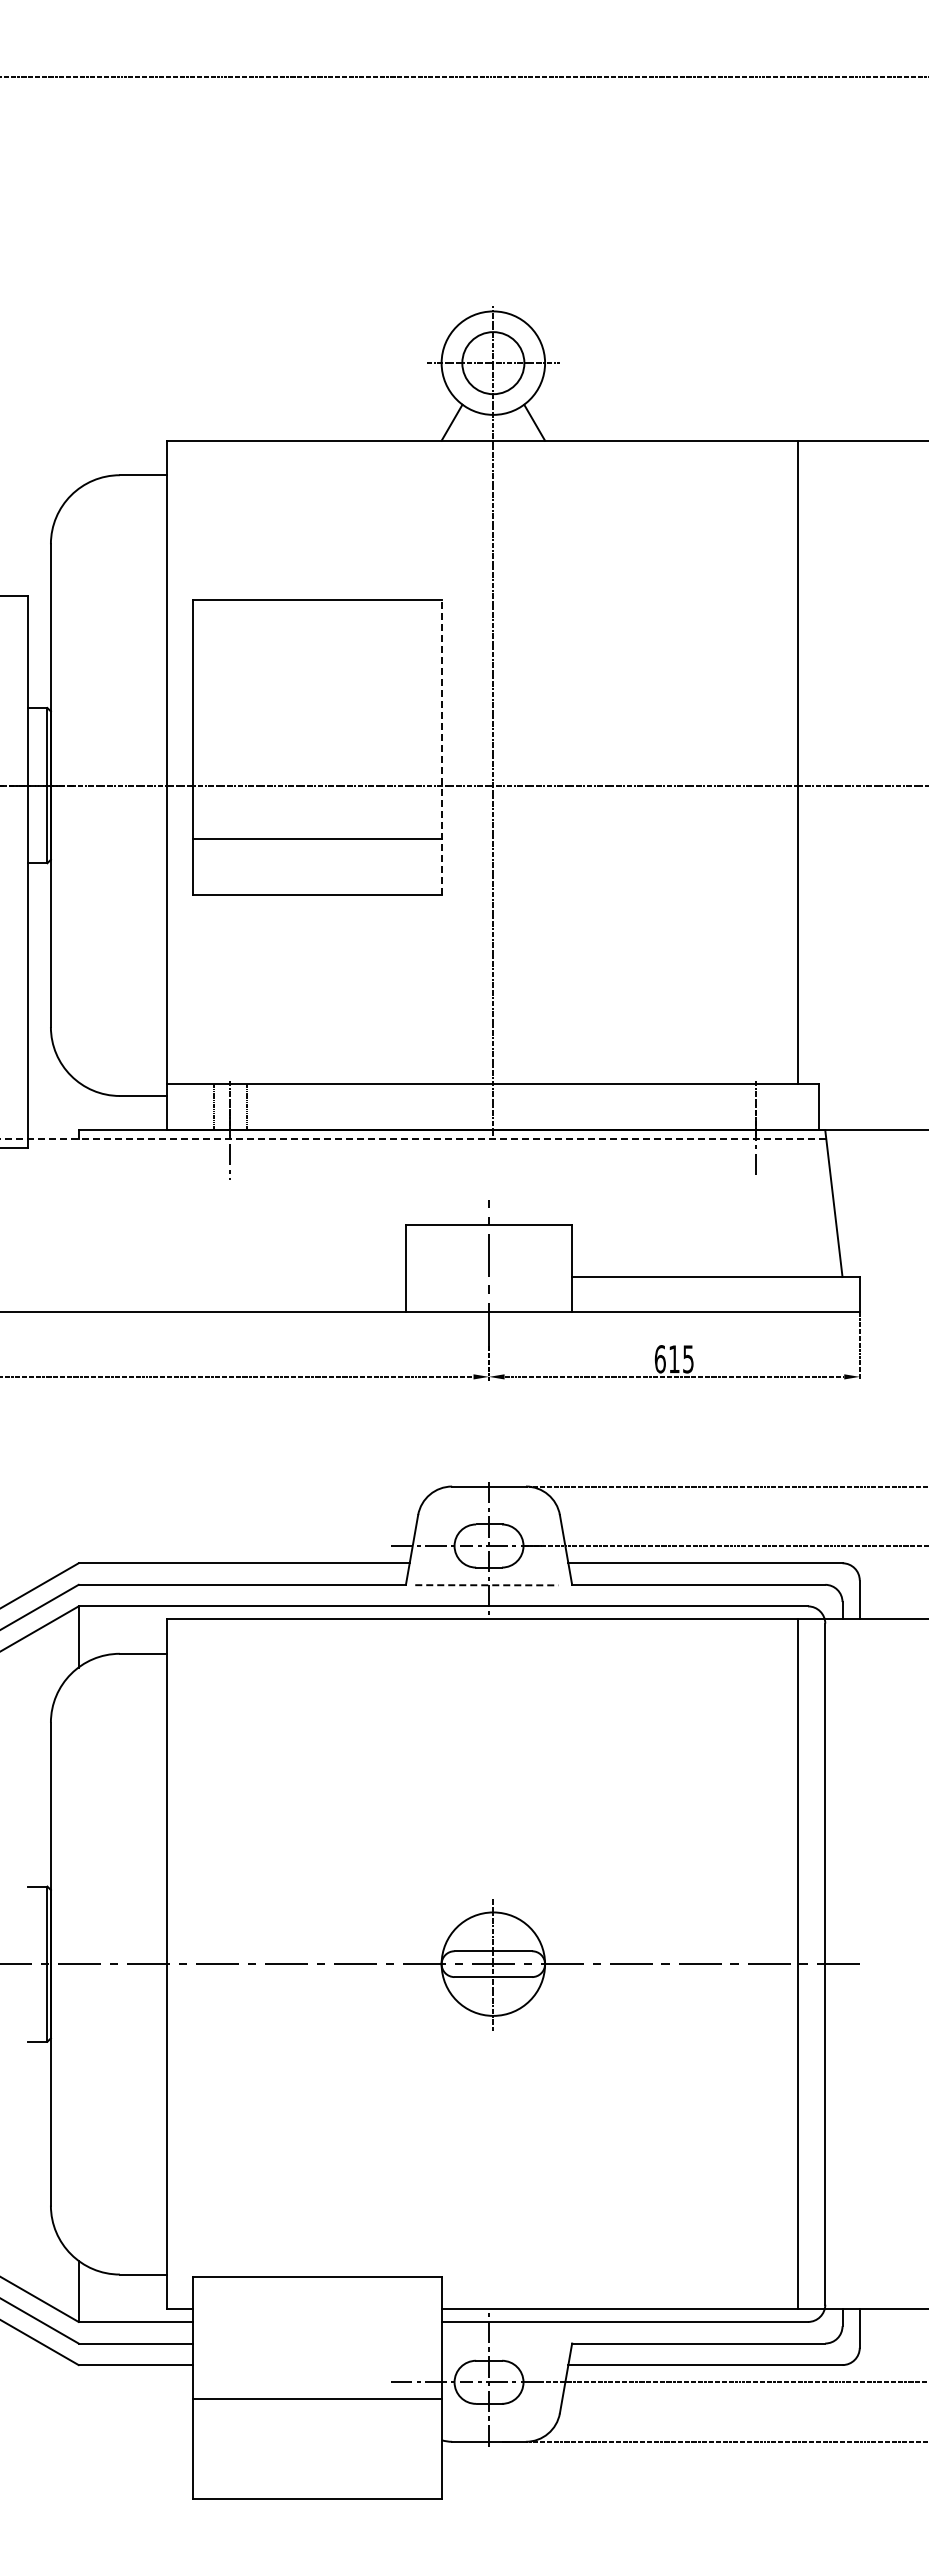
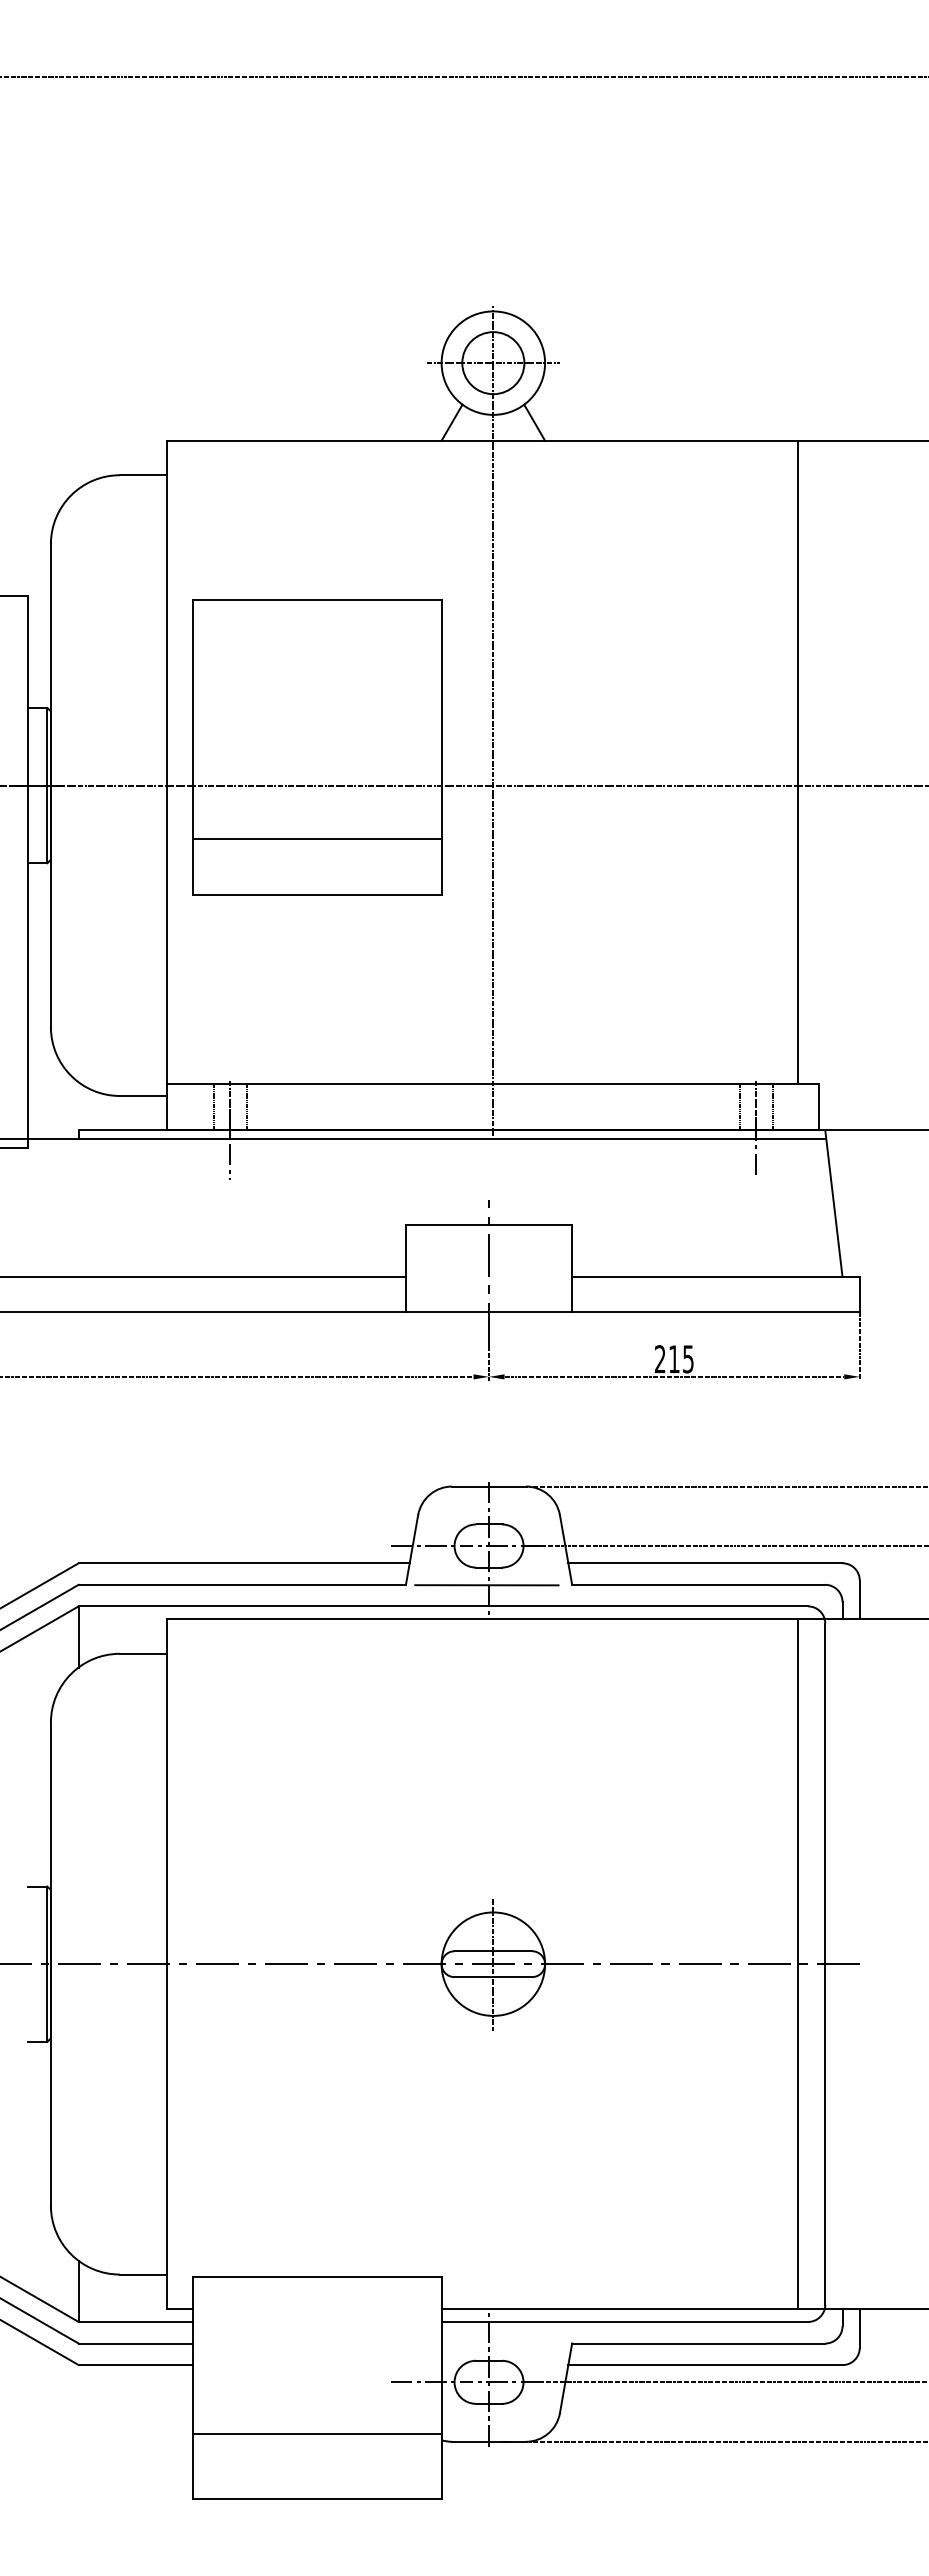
line: dashed -> solid (441, 747)
line: none -> present (739, 1106)
line: none -> present (772, 1106)
line: dashed -> solid (413, 1139)
line: none -> present (203, 1277)
text: 615 -> 215 (659, 1359)
line: dashed -> solid (486, 1585)
line position: (317, 2399) -> (317, 2434) (317, 2434)
